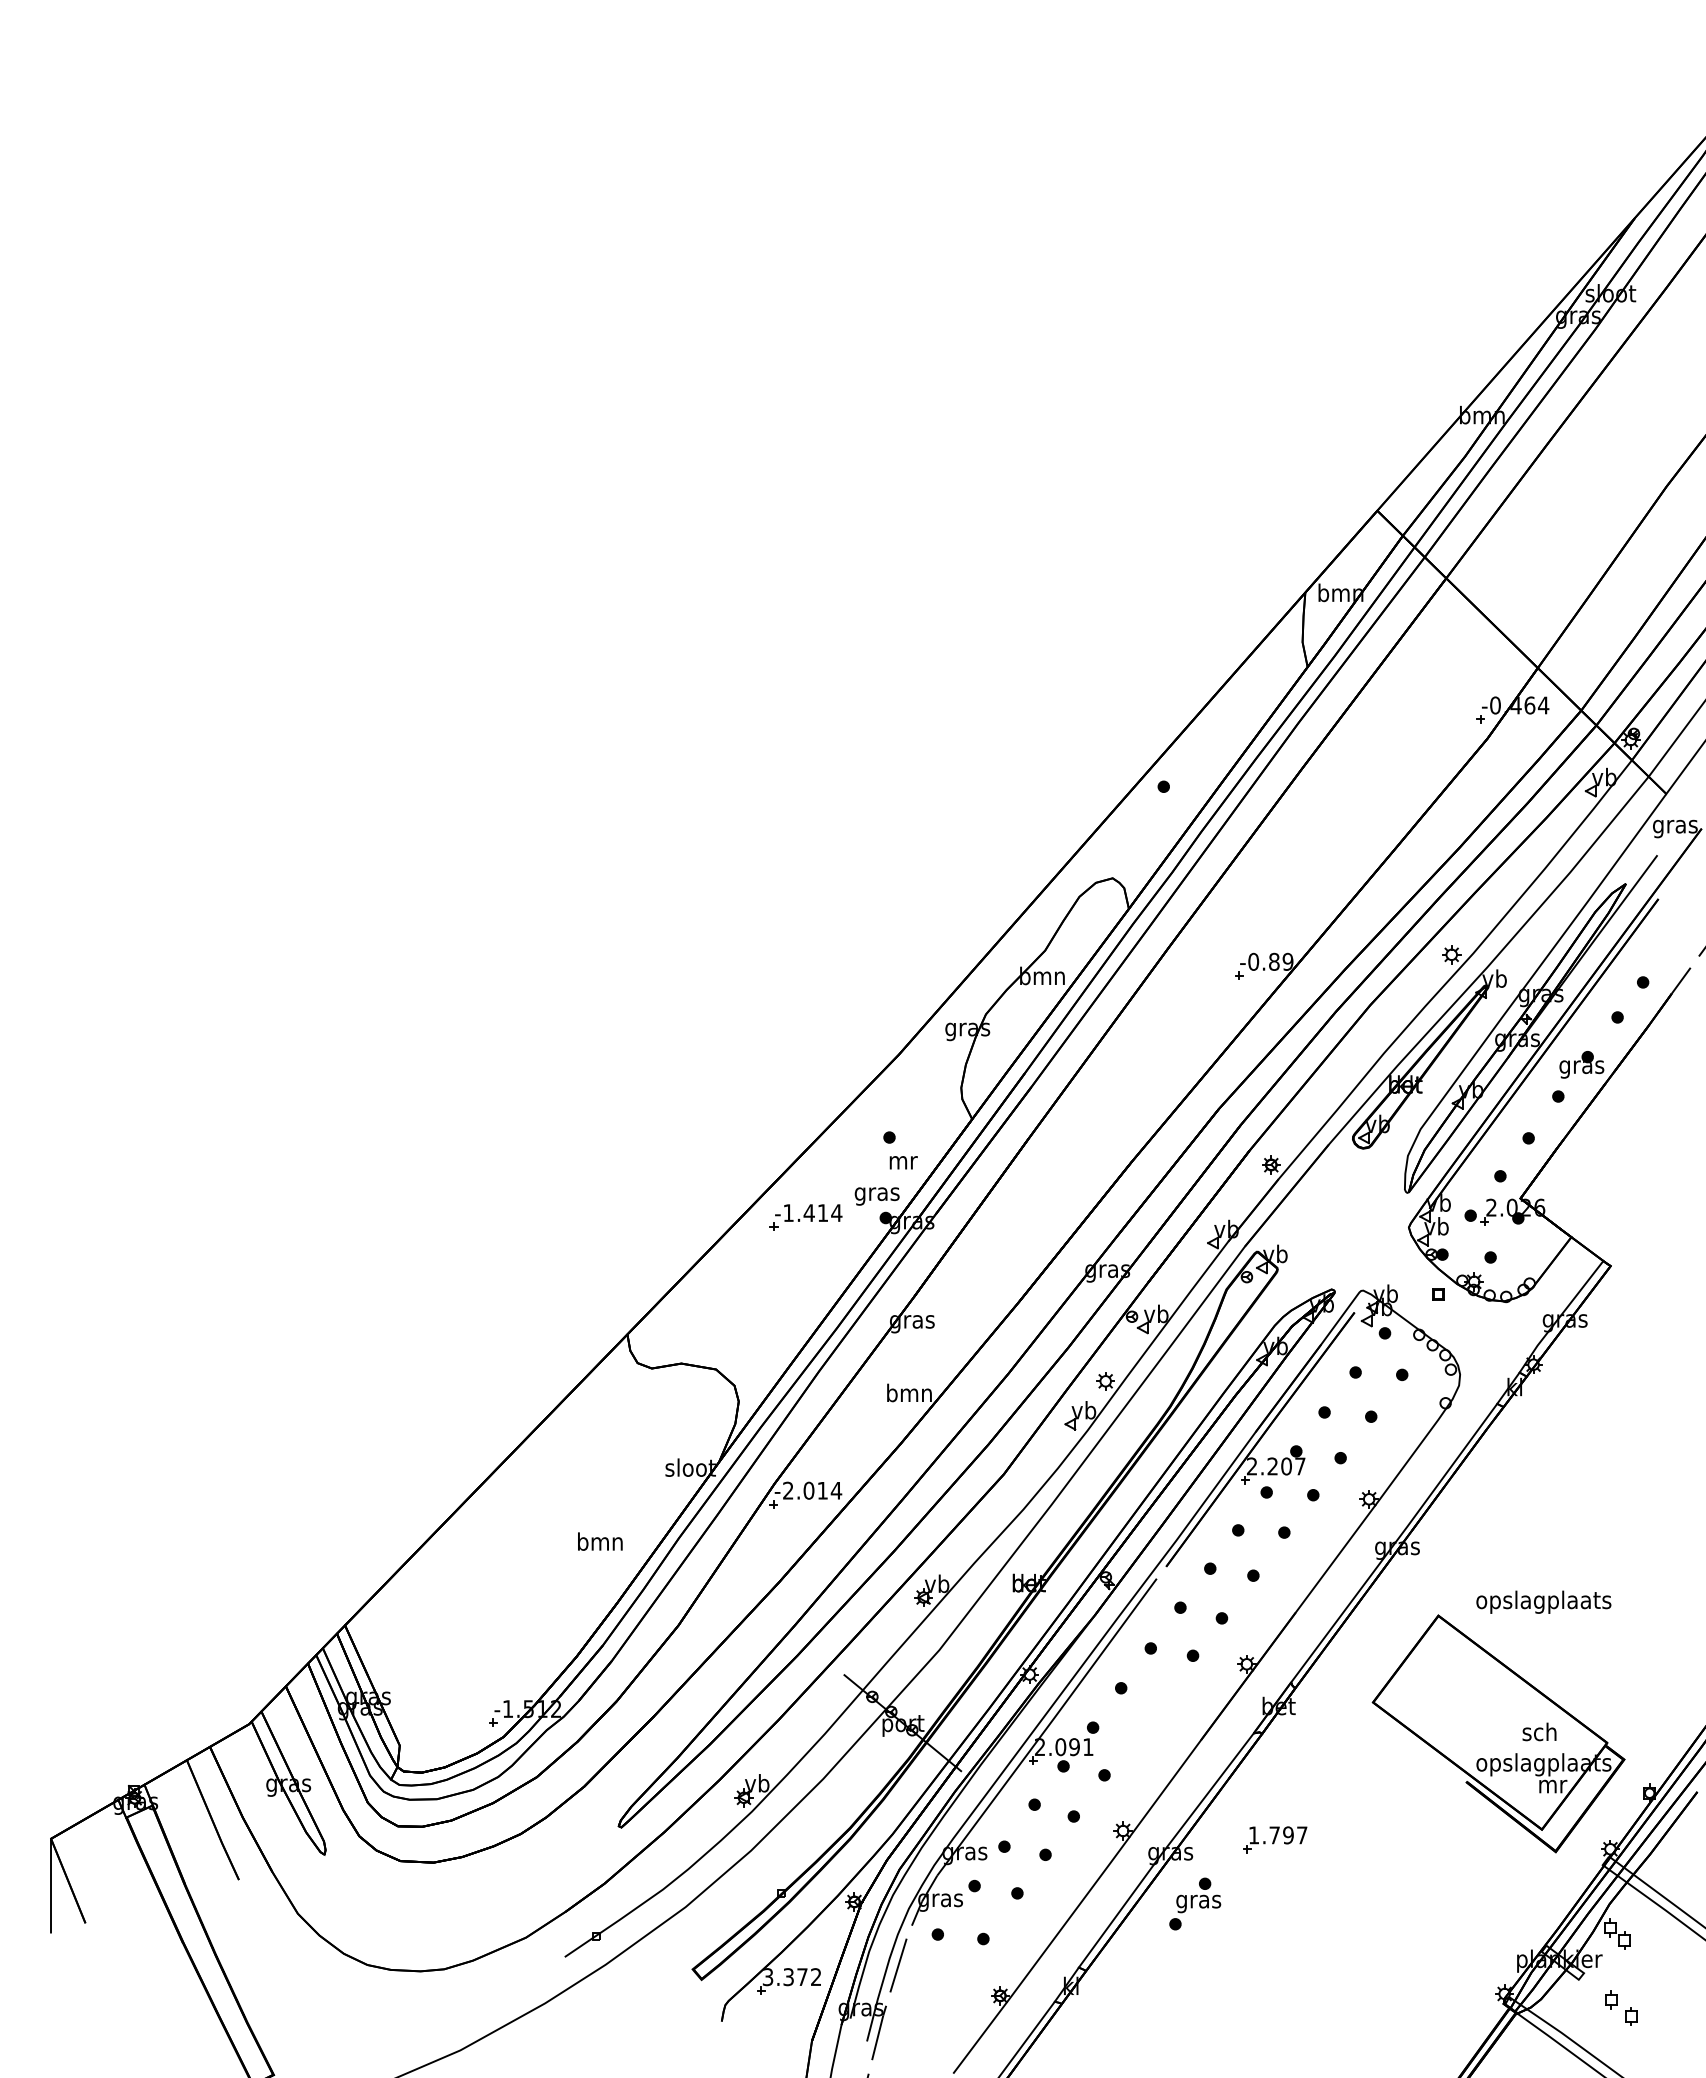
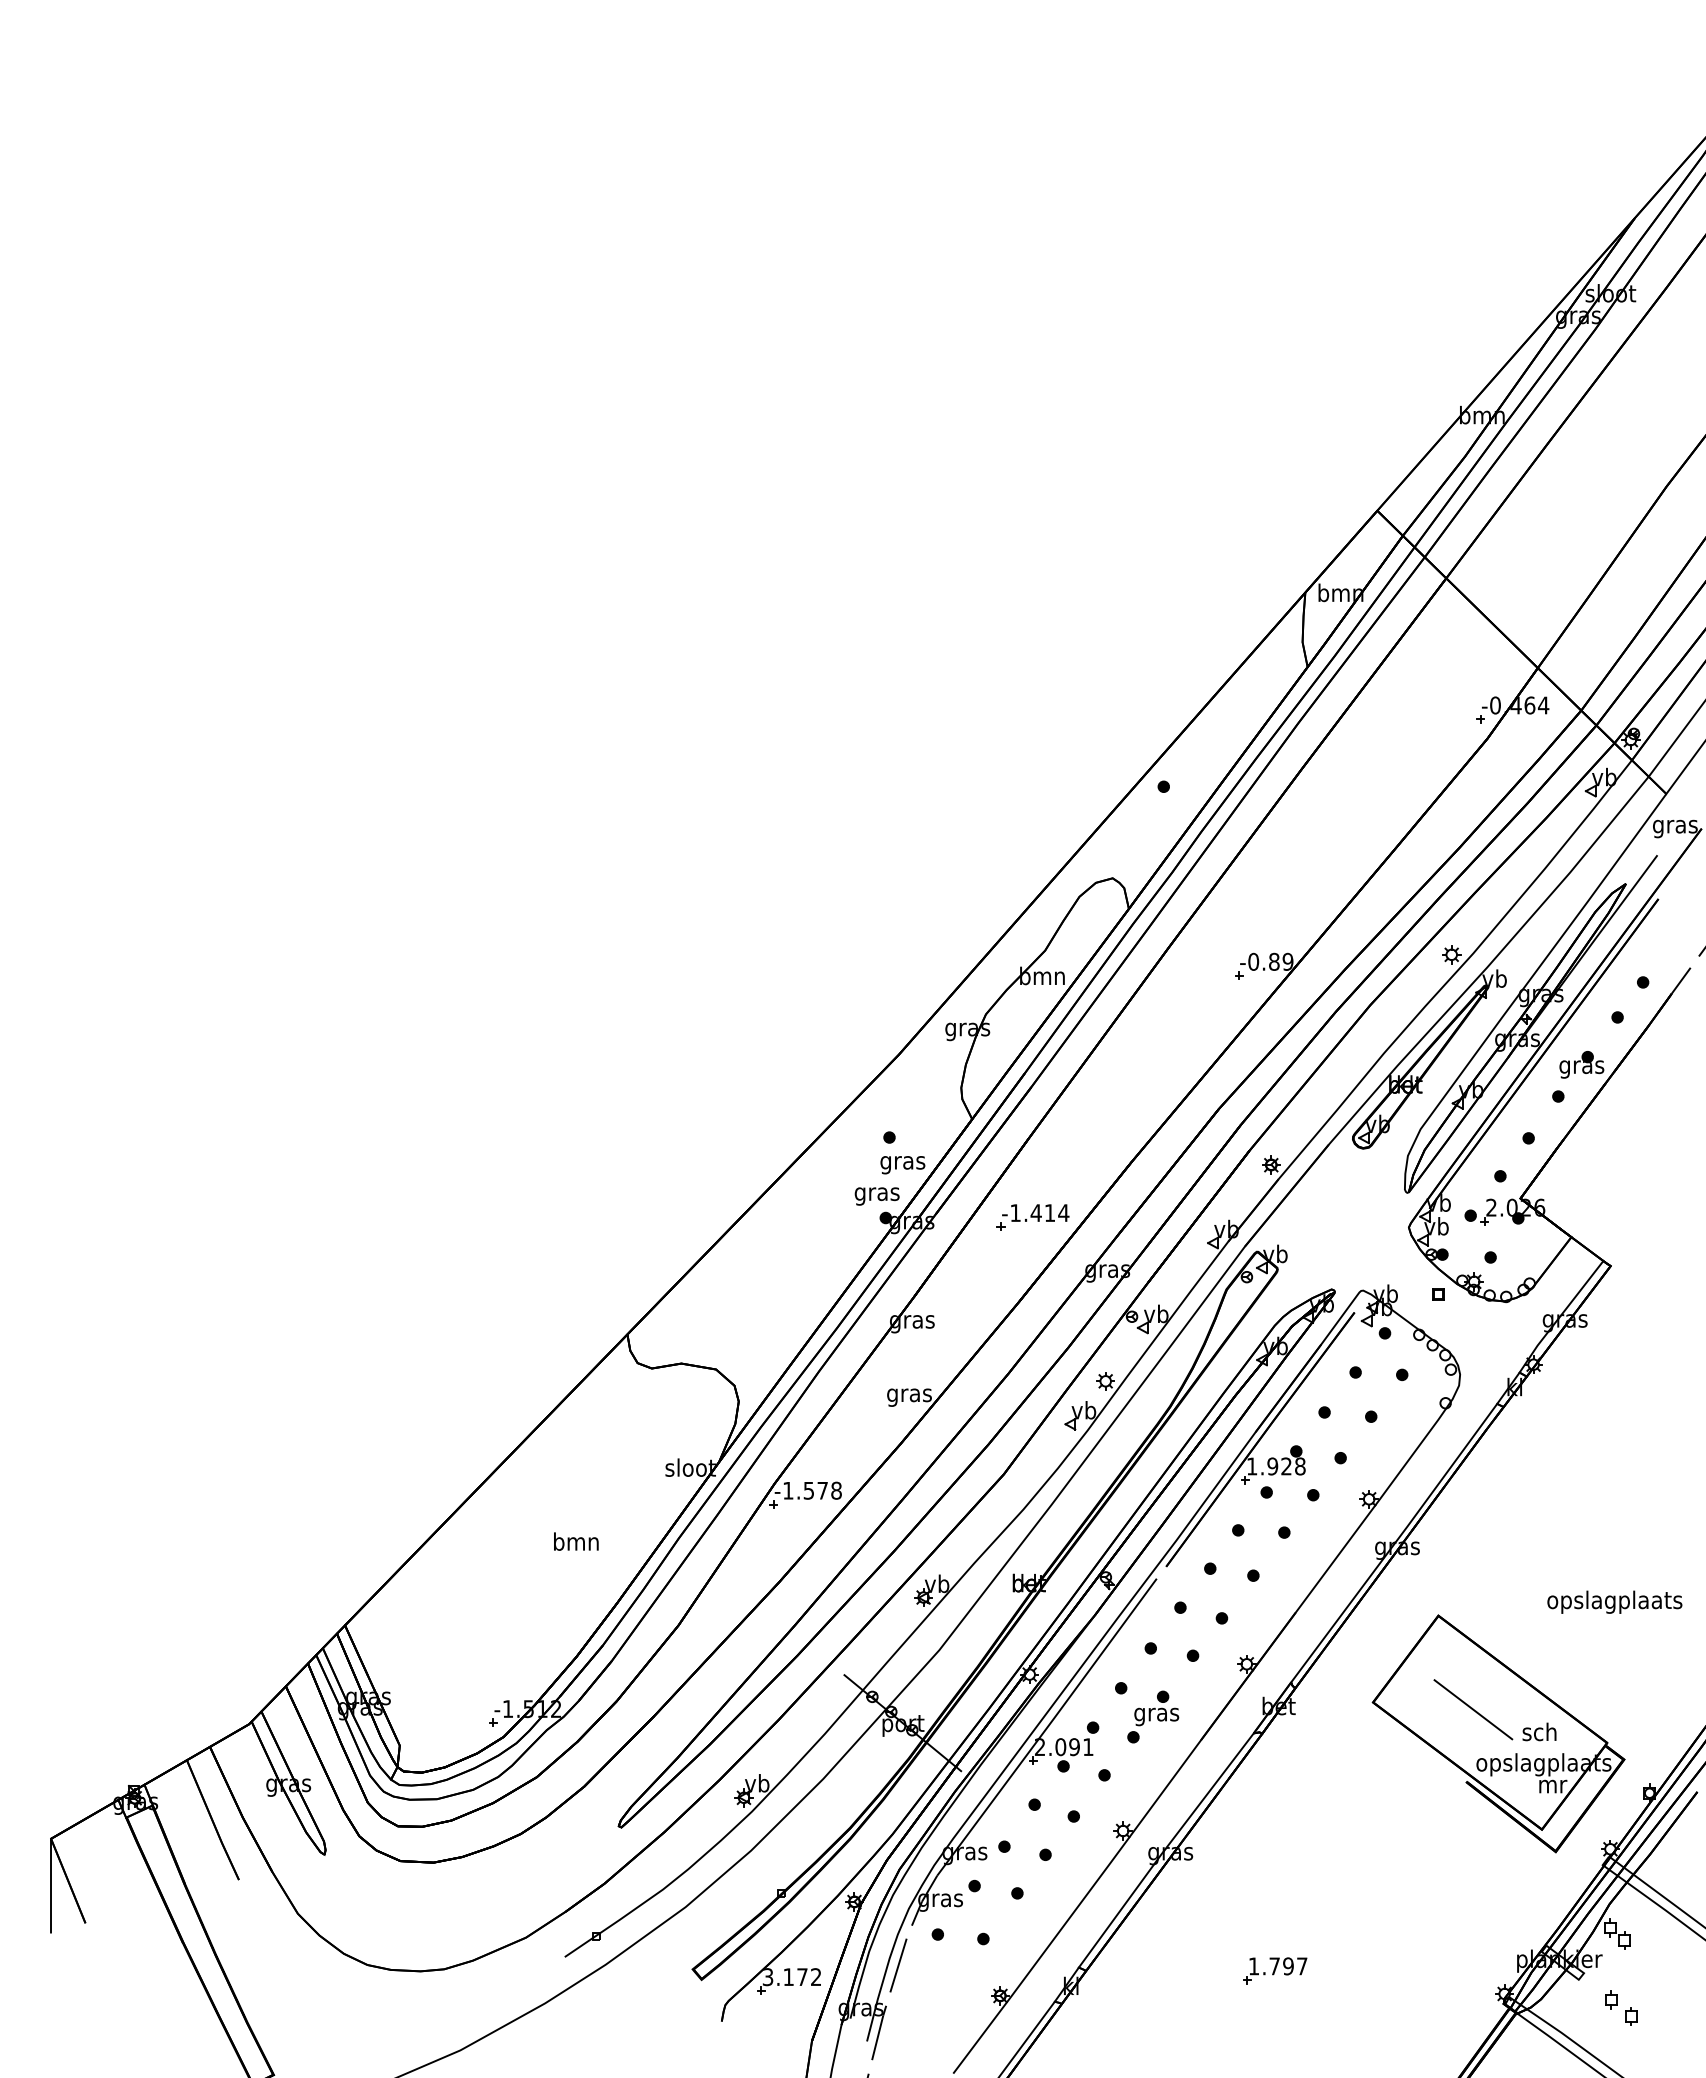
text: mr -> gras (902, 1165)
part position: (805, 1217) -> (1032, 1217) (1032, 1217)
text: bmn -> gras (909, 1394)
text: 2.207 -> 1.928 (1276, 1466)
text: -2.014 -> -1.578 (812, 1490)
text position: (600, 1541) -> (576, 1541) (576, 1541)
text position: (1543, 1601) -> (1614, 1601) (1614, 1601)
line: none -> present (1473, 1709)
part position: (1275, 1839) -> (1275, 1970) (1275, 1970)
part position: (1195, 1903) -> (1153, 1716) (1153, 1716)
text: 3.372 -> 3.172 (788, 1977)
